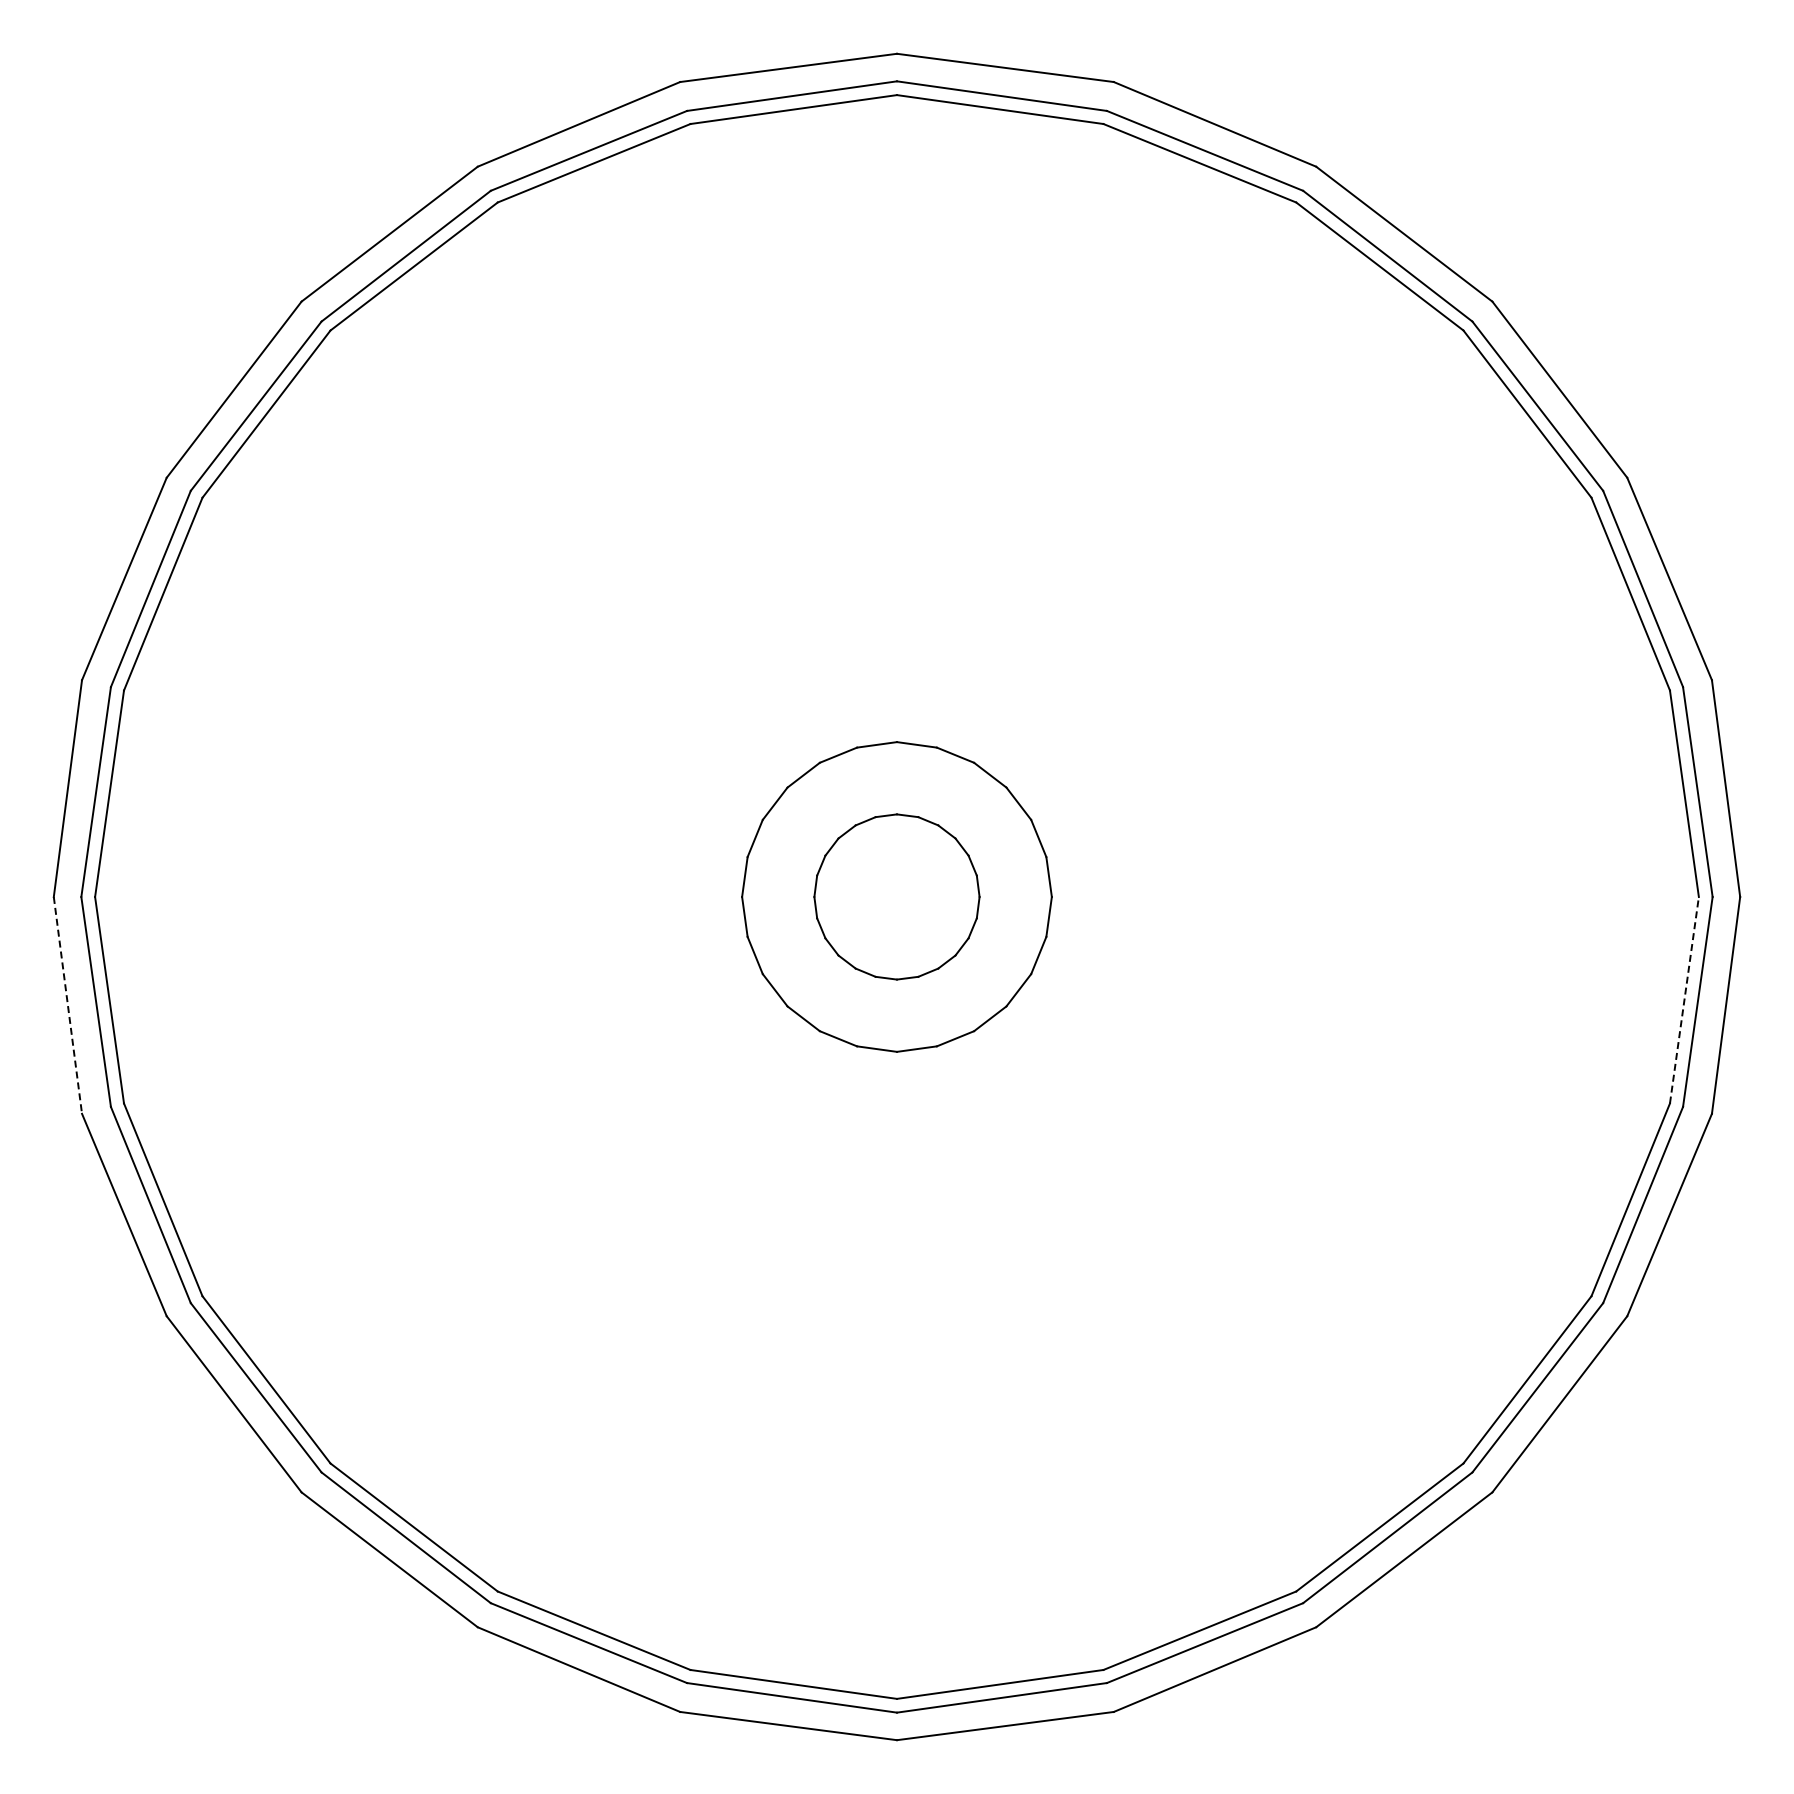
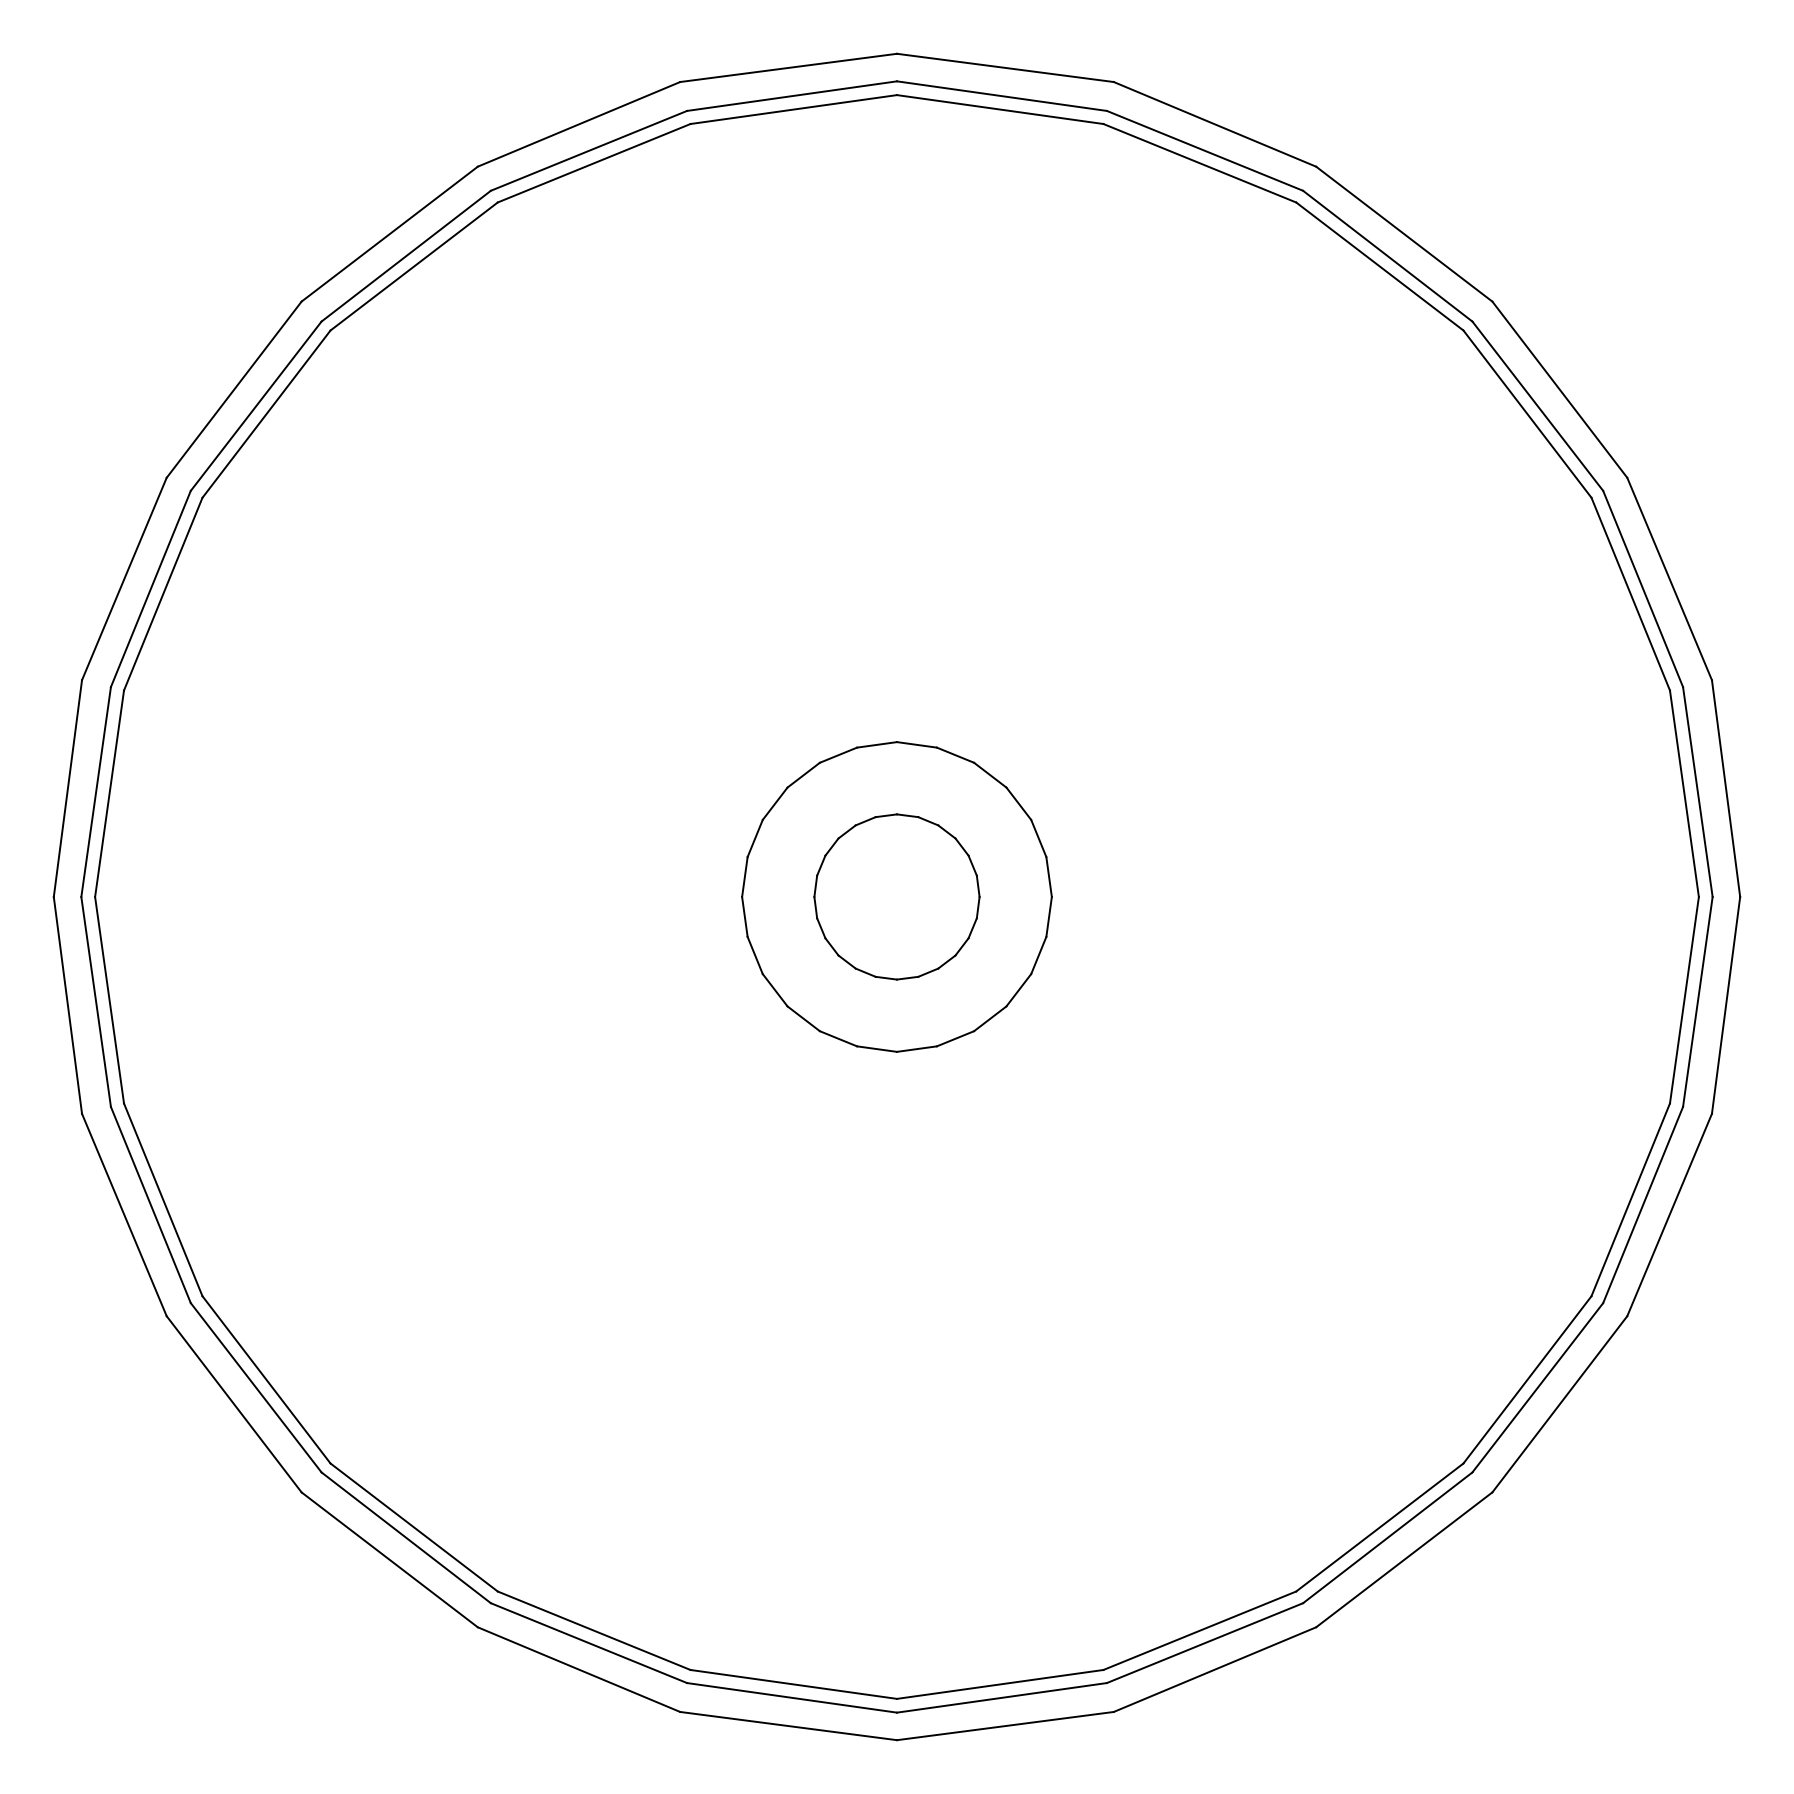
line: dashed -> solid (1684, 999)
line: dashed -> solid (67, 1005)
